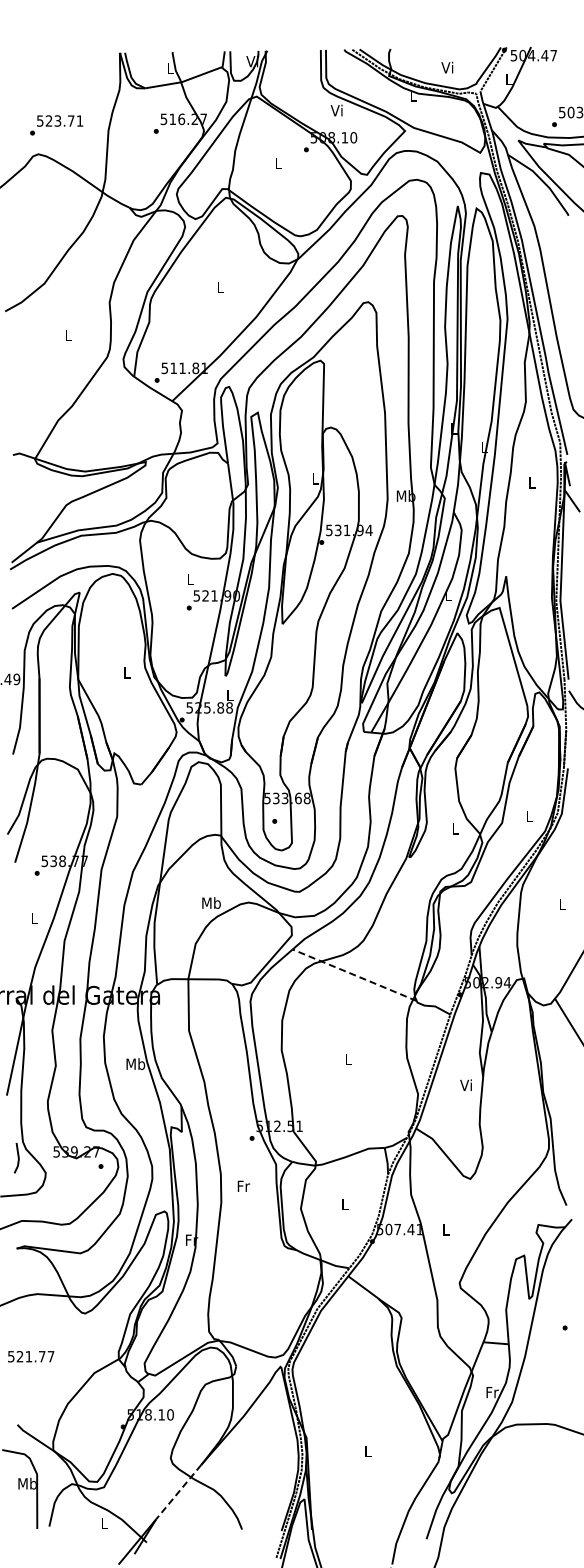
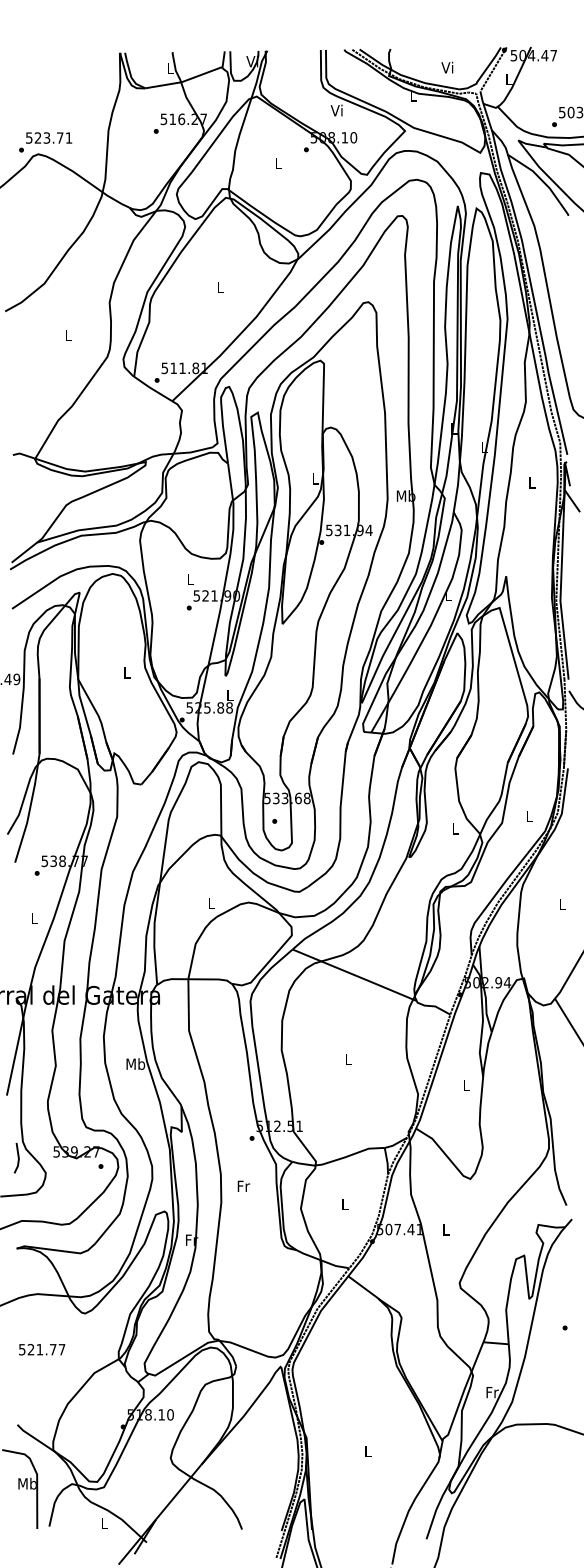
text position: (56, 125) -> (45, 142) (45, 142)
text: Mb -> L (211, 902)
line: dashed -> solid (354, 975)
text: Vi -> L (465, 1085)
text position: (31, 1356) -> (42, 1349) (42, 1349)
line: dashed -> solid (178, 1492)
